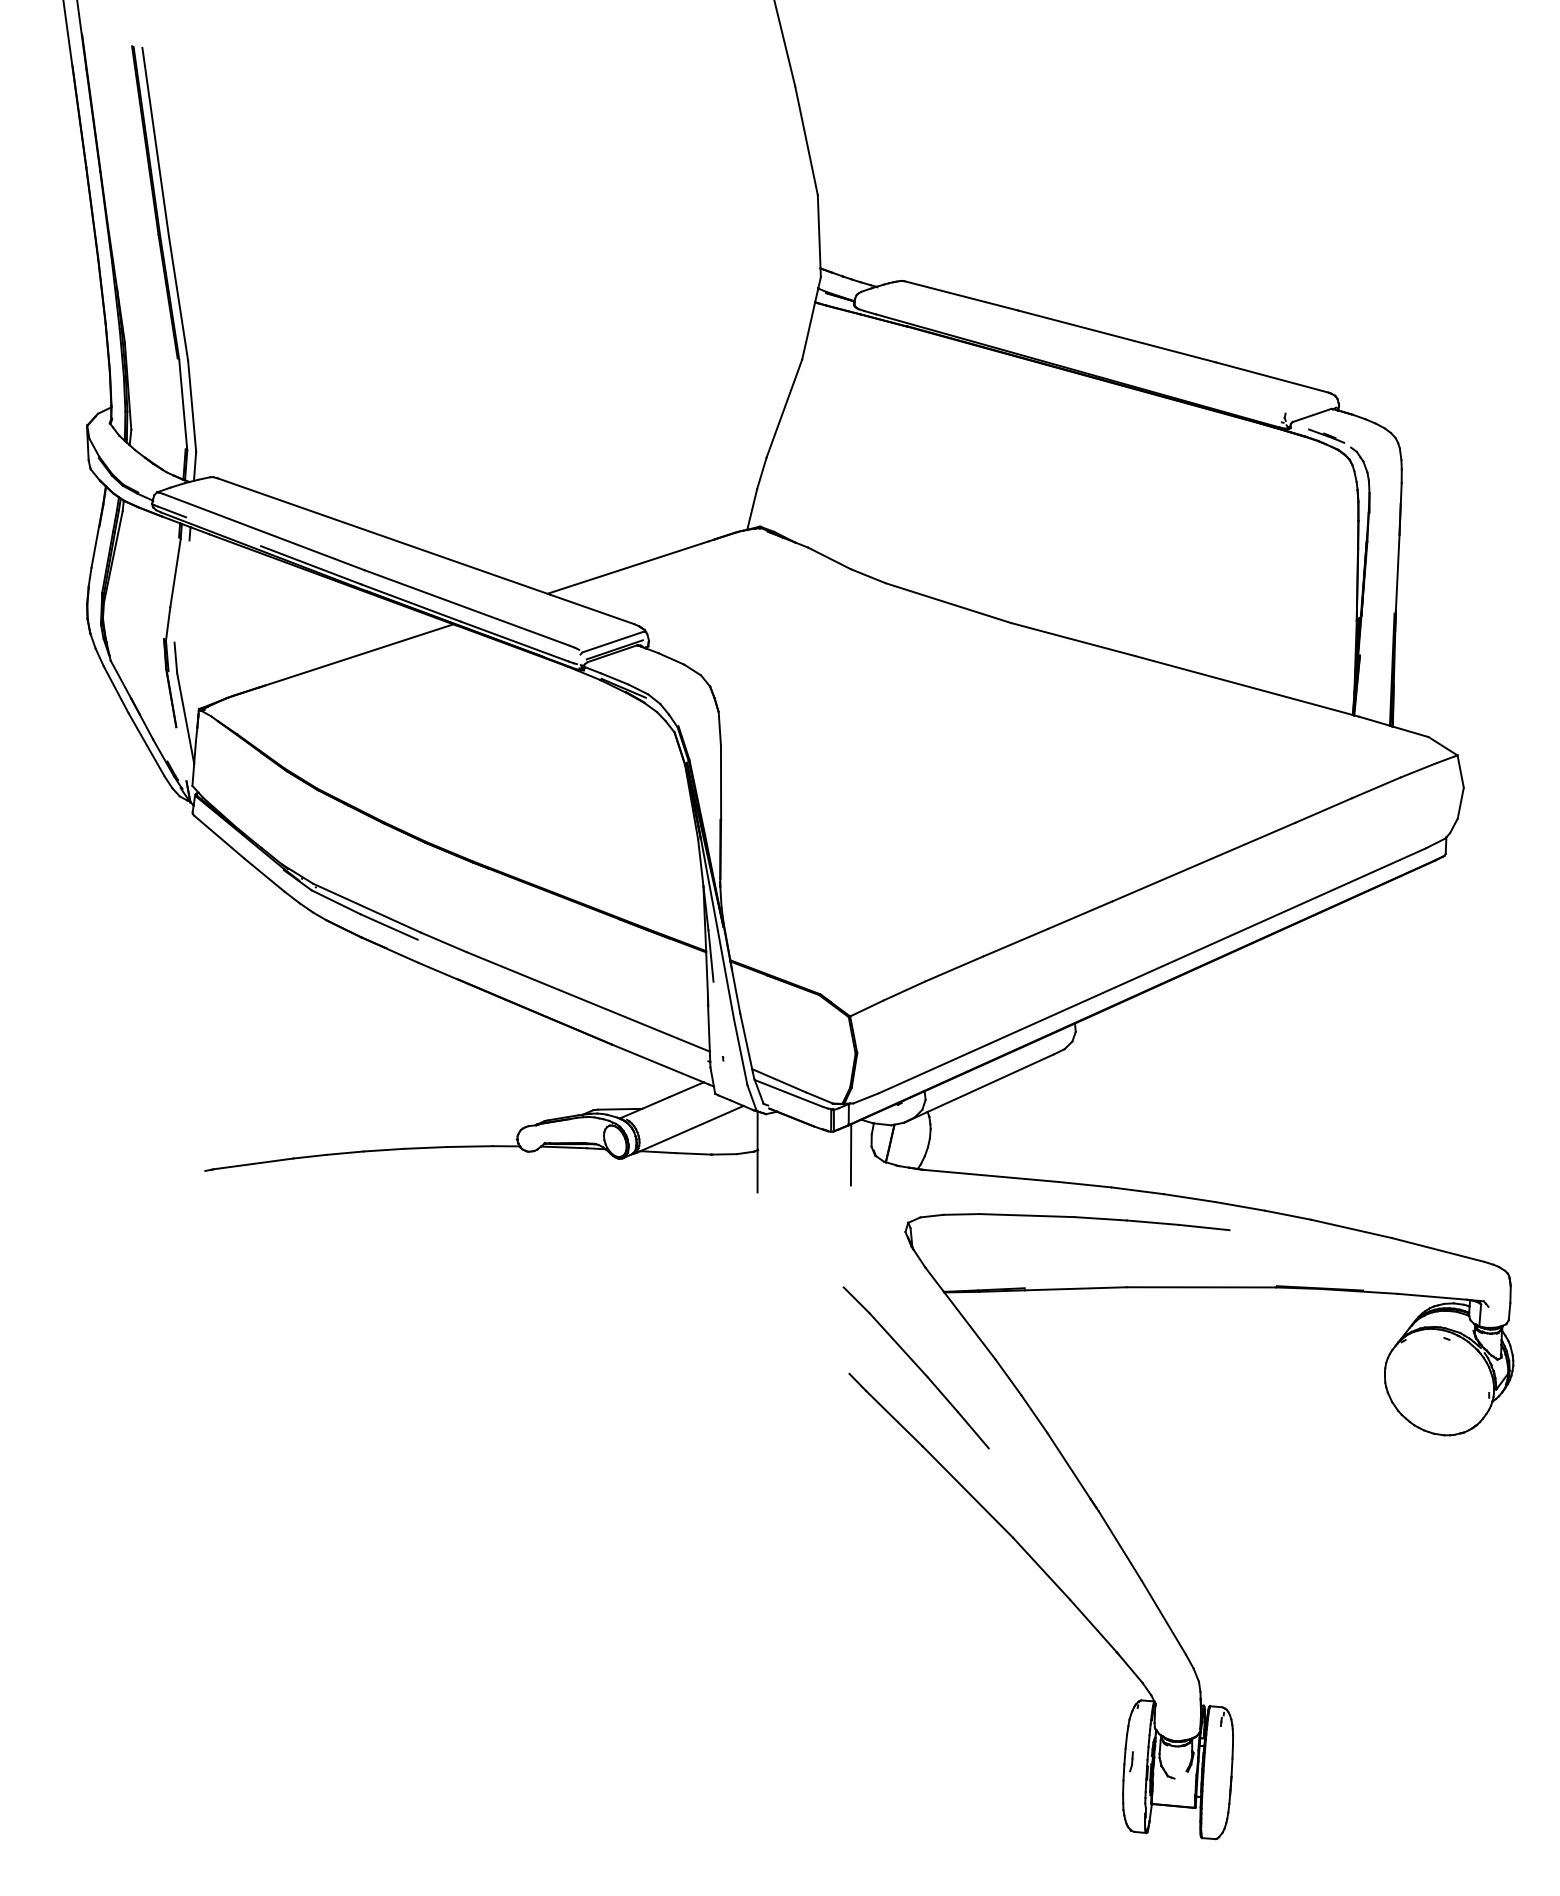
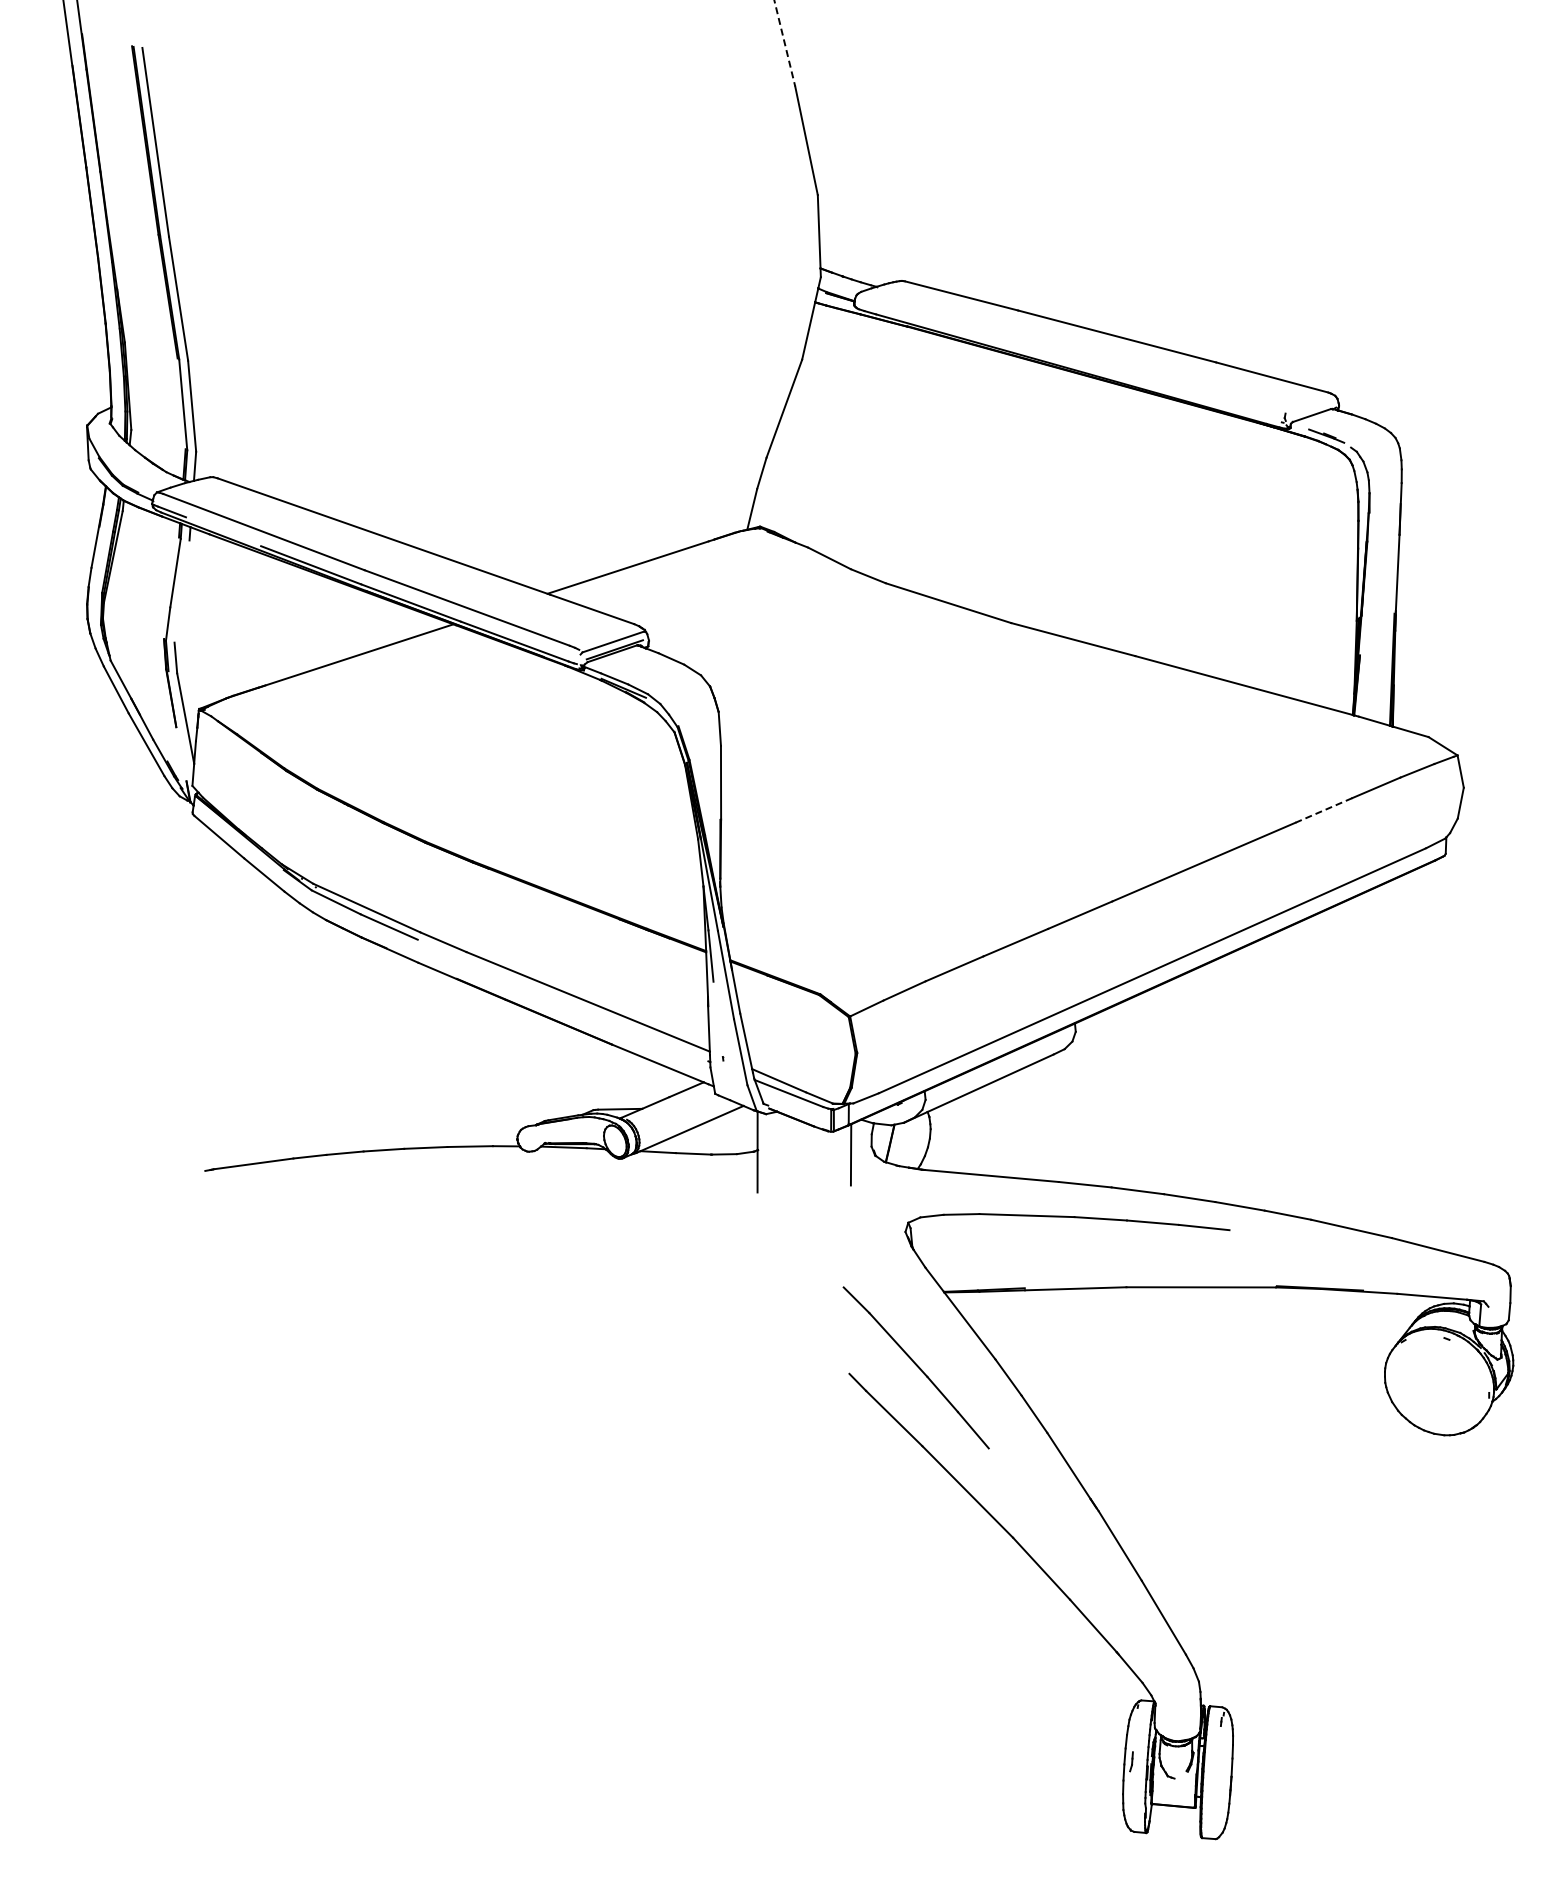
line: solid -> dashed (784, 43)
line: solid -> dashed (1323, 810)
